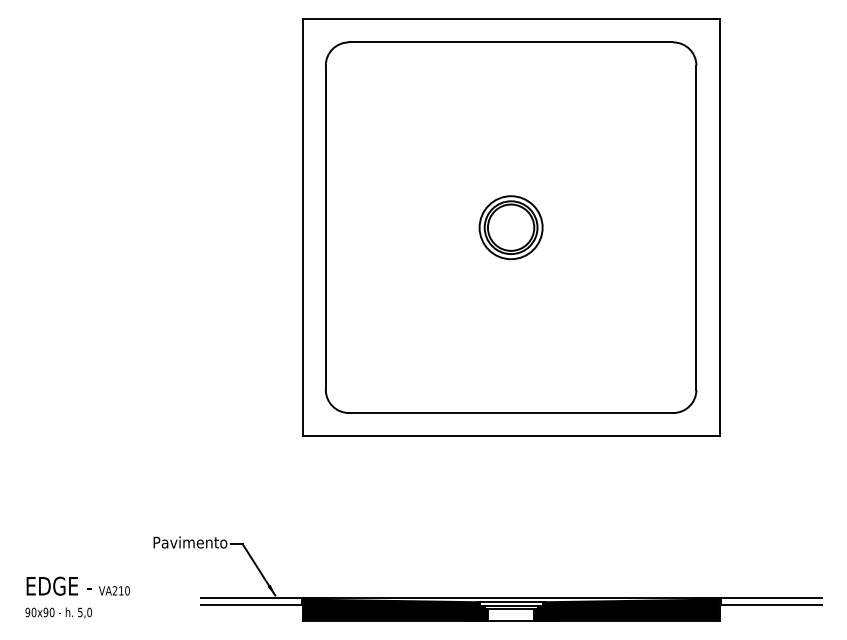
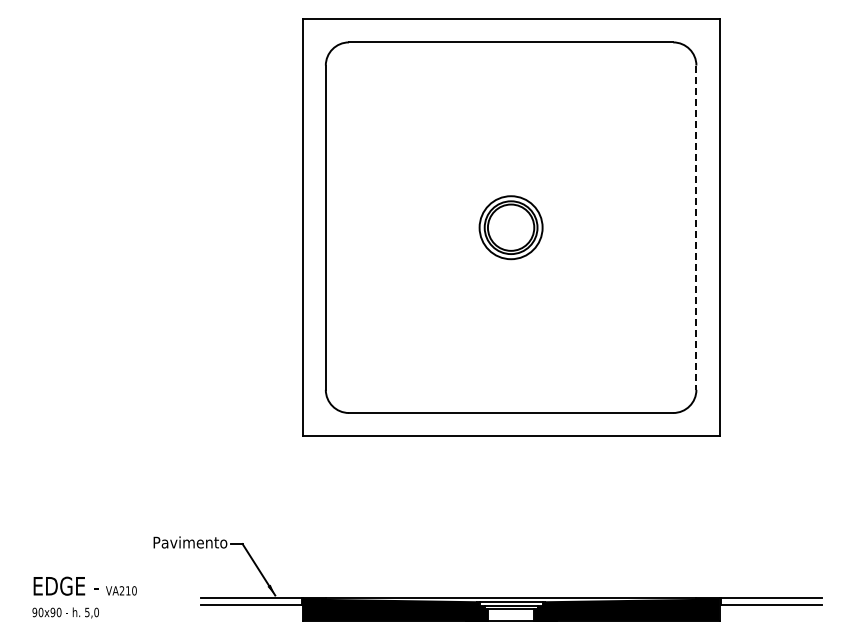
line: solid -> dashed (696, 228)
text position: (77, 597) -> (84, 597) (84, 597)
